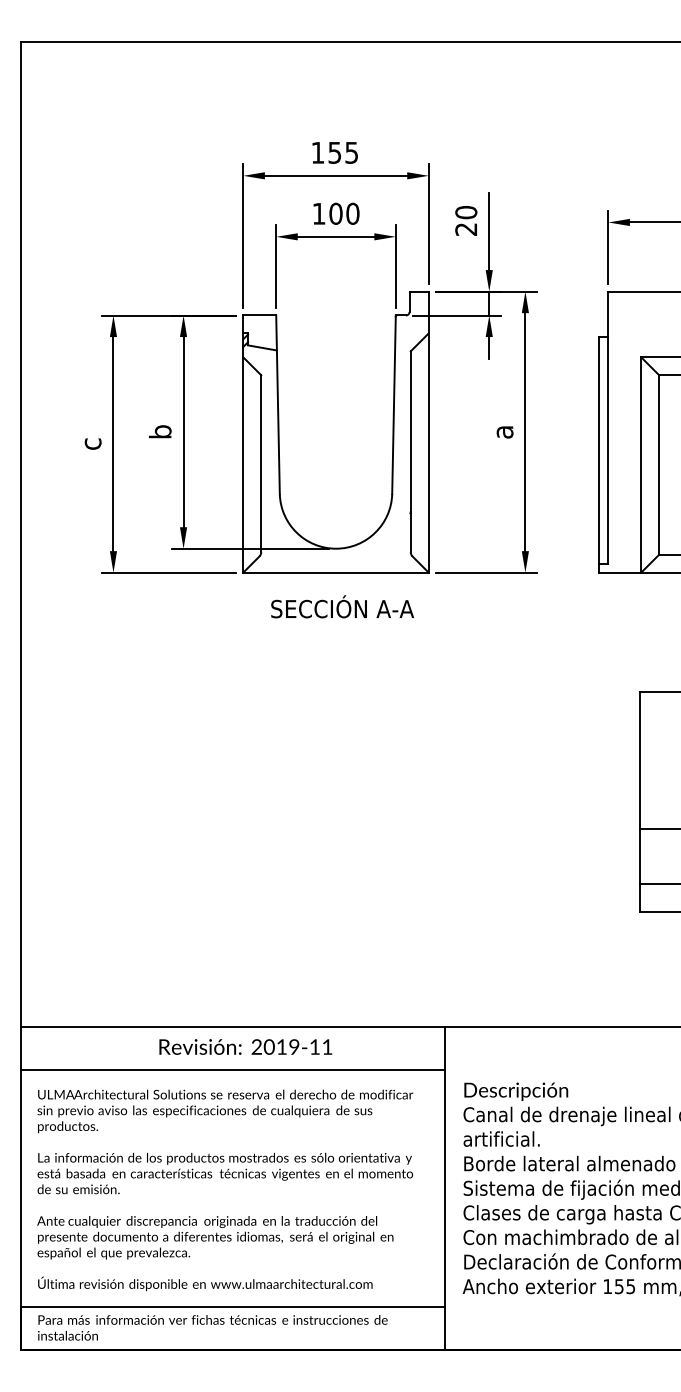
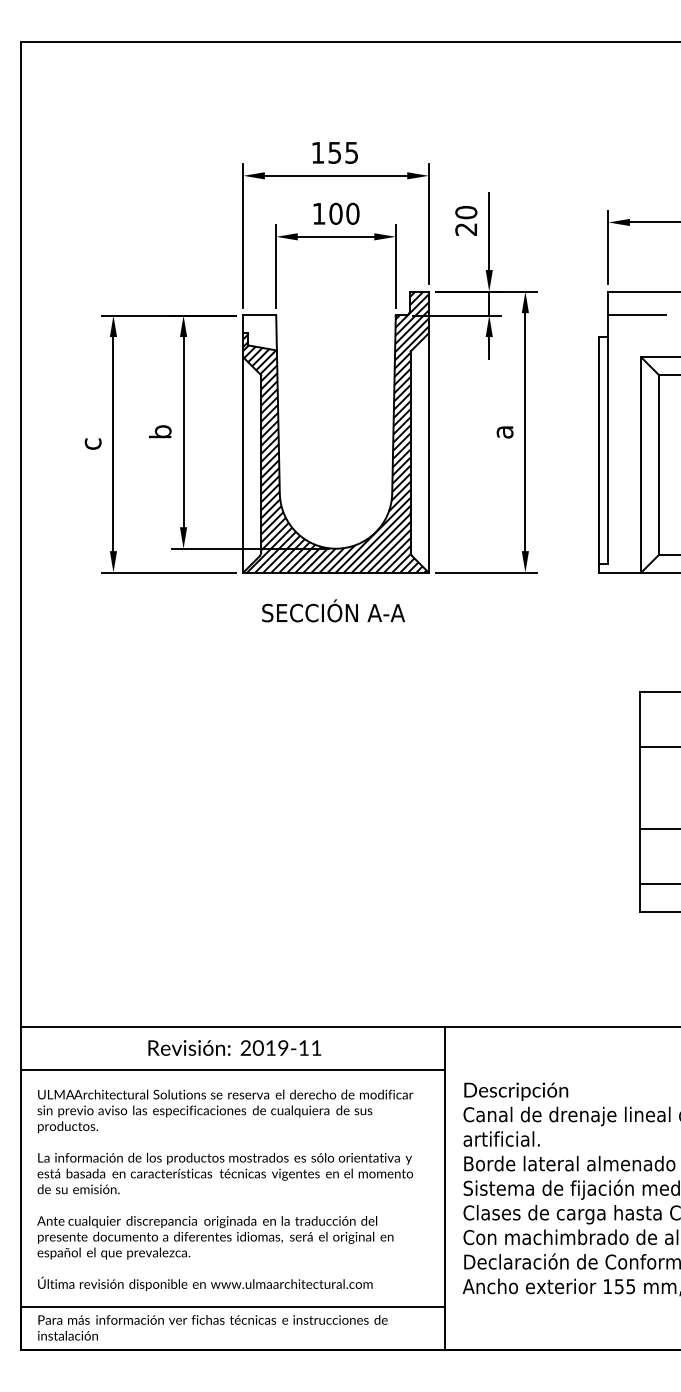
line: none -> present (636, 315)
hatch: none -> present (335, 431)
text position: (342, 606) -> (333, 610) (333, 610)
line: none -> present (658, 746)
text position: (245, 1046) -> (234, 1047) (234, 1047)
